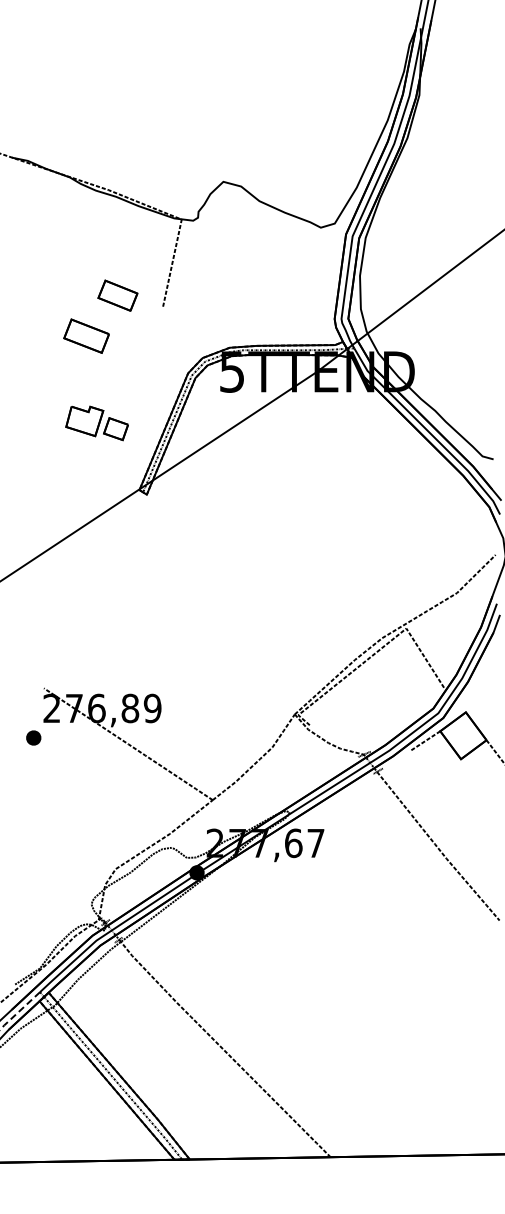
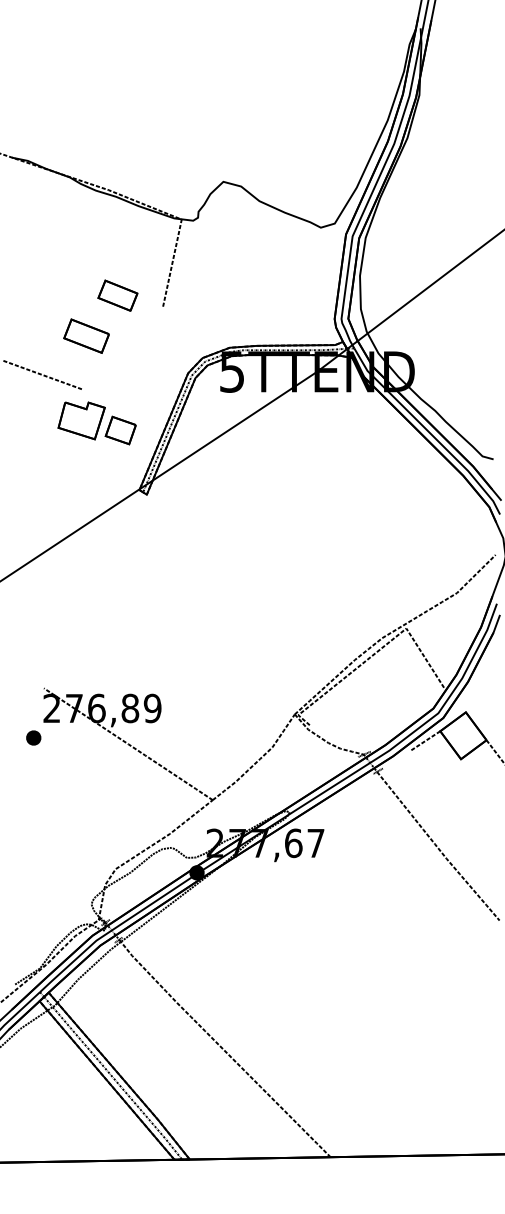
line: none -> present (41, 374)
part size: 64x37 px -> 80x45 px (96, 423)
line: dashed -> solid (19, 1011)
